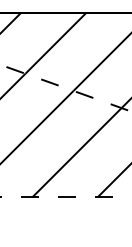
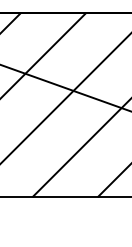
line: dashed -> solid (65, 88)
line: dashed -> solid (65, 197)
